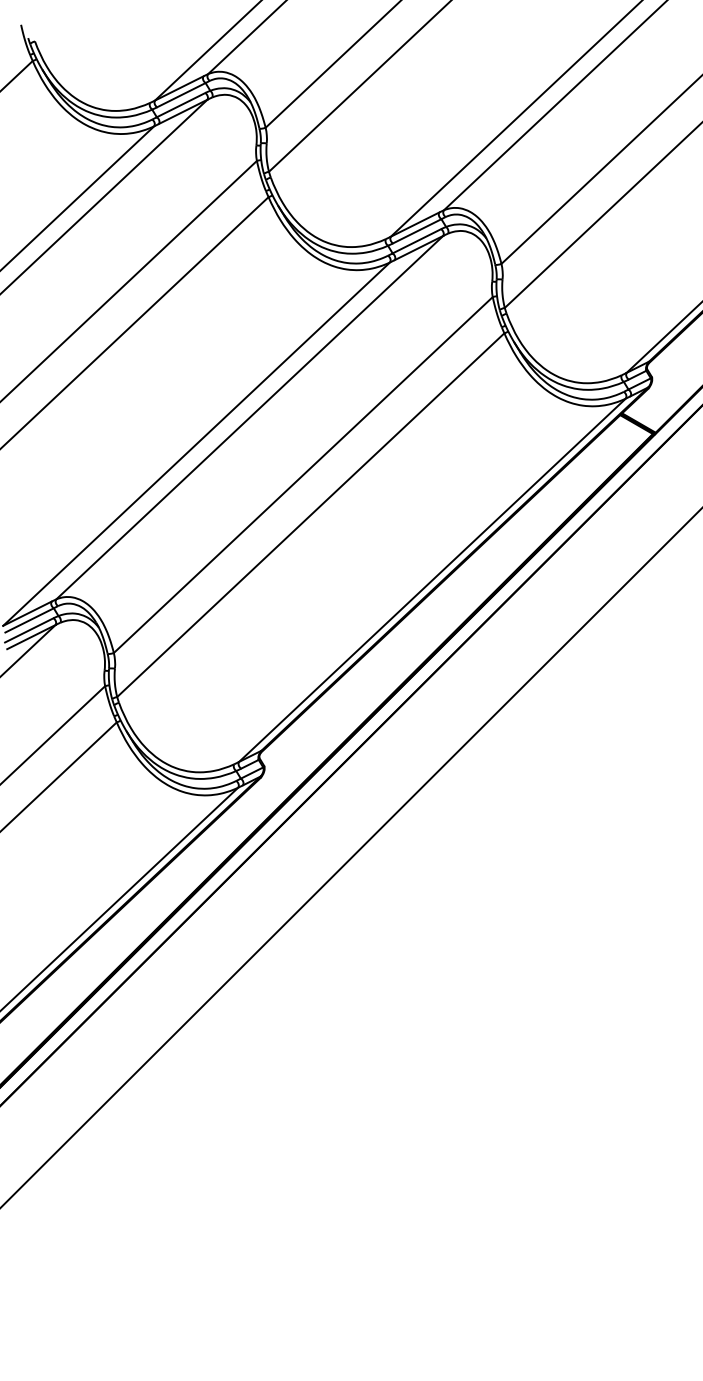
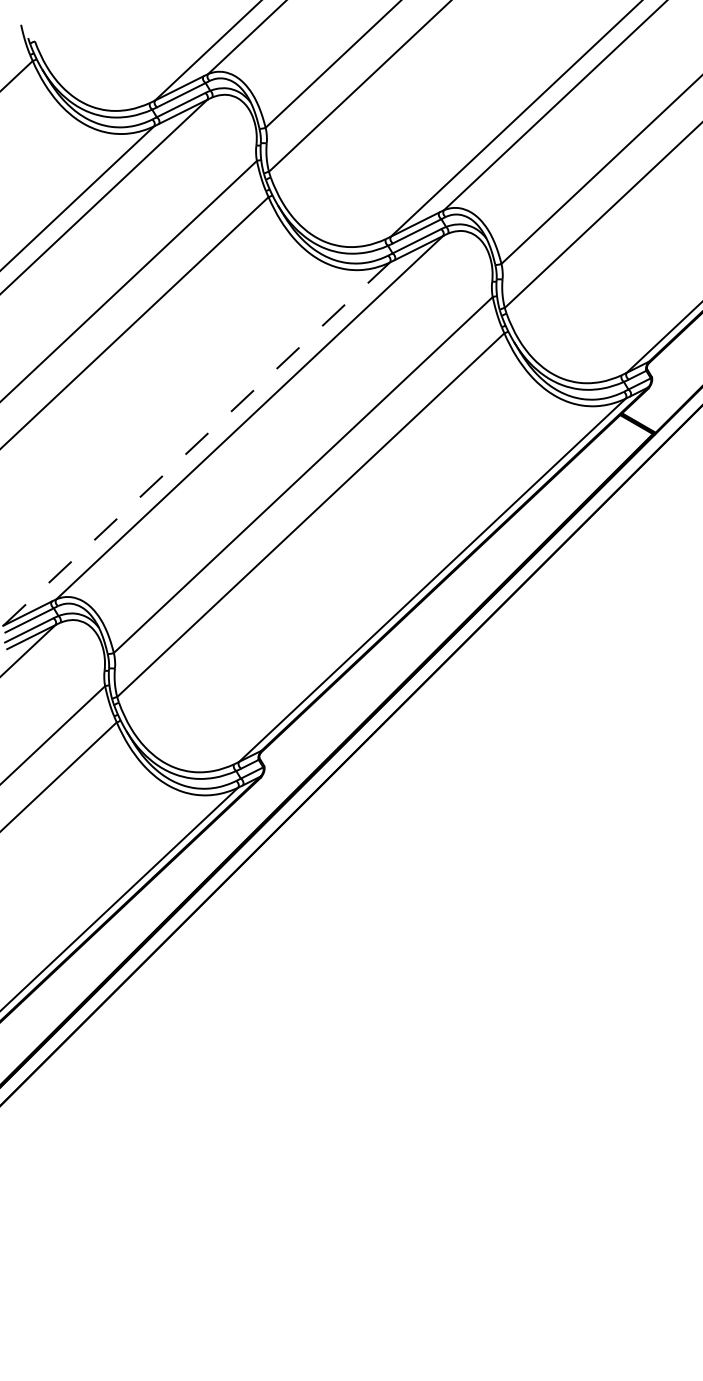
line: solid -> dashed (197, 443)
line: present -> none (350, 858)
